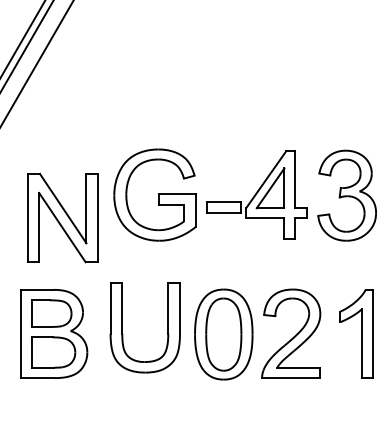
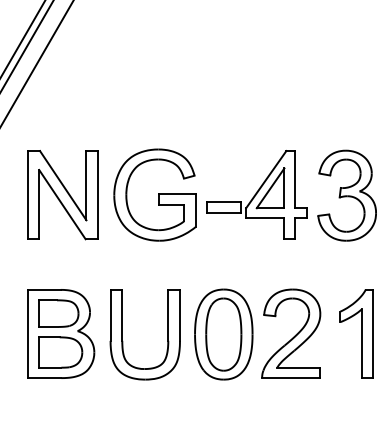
part position: (62, 218) -> (62, 195) (62, 195)
part position: (122, 327) -> (122, 334) (122, 334)
part position: (54, 333) -> (61, 333) (61, 333)
